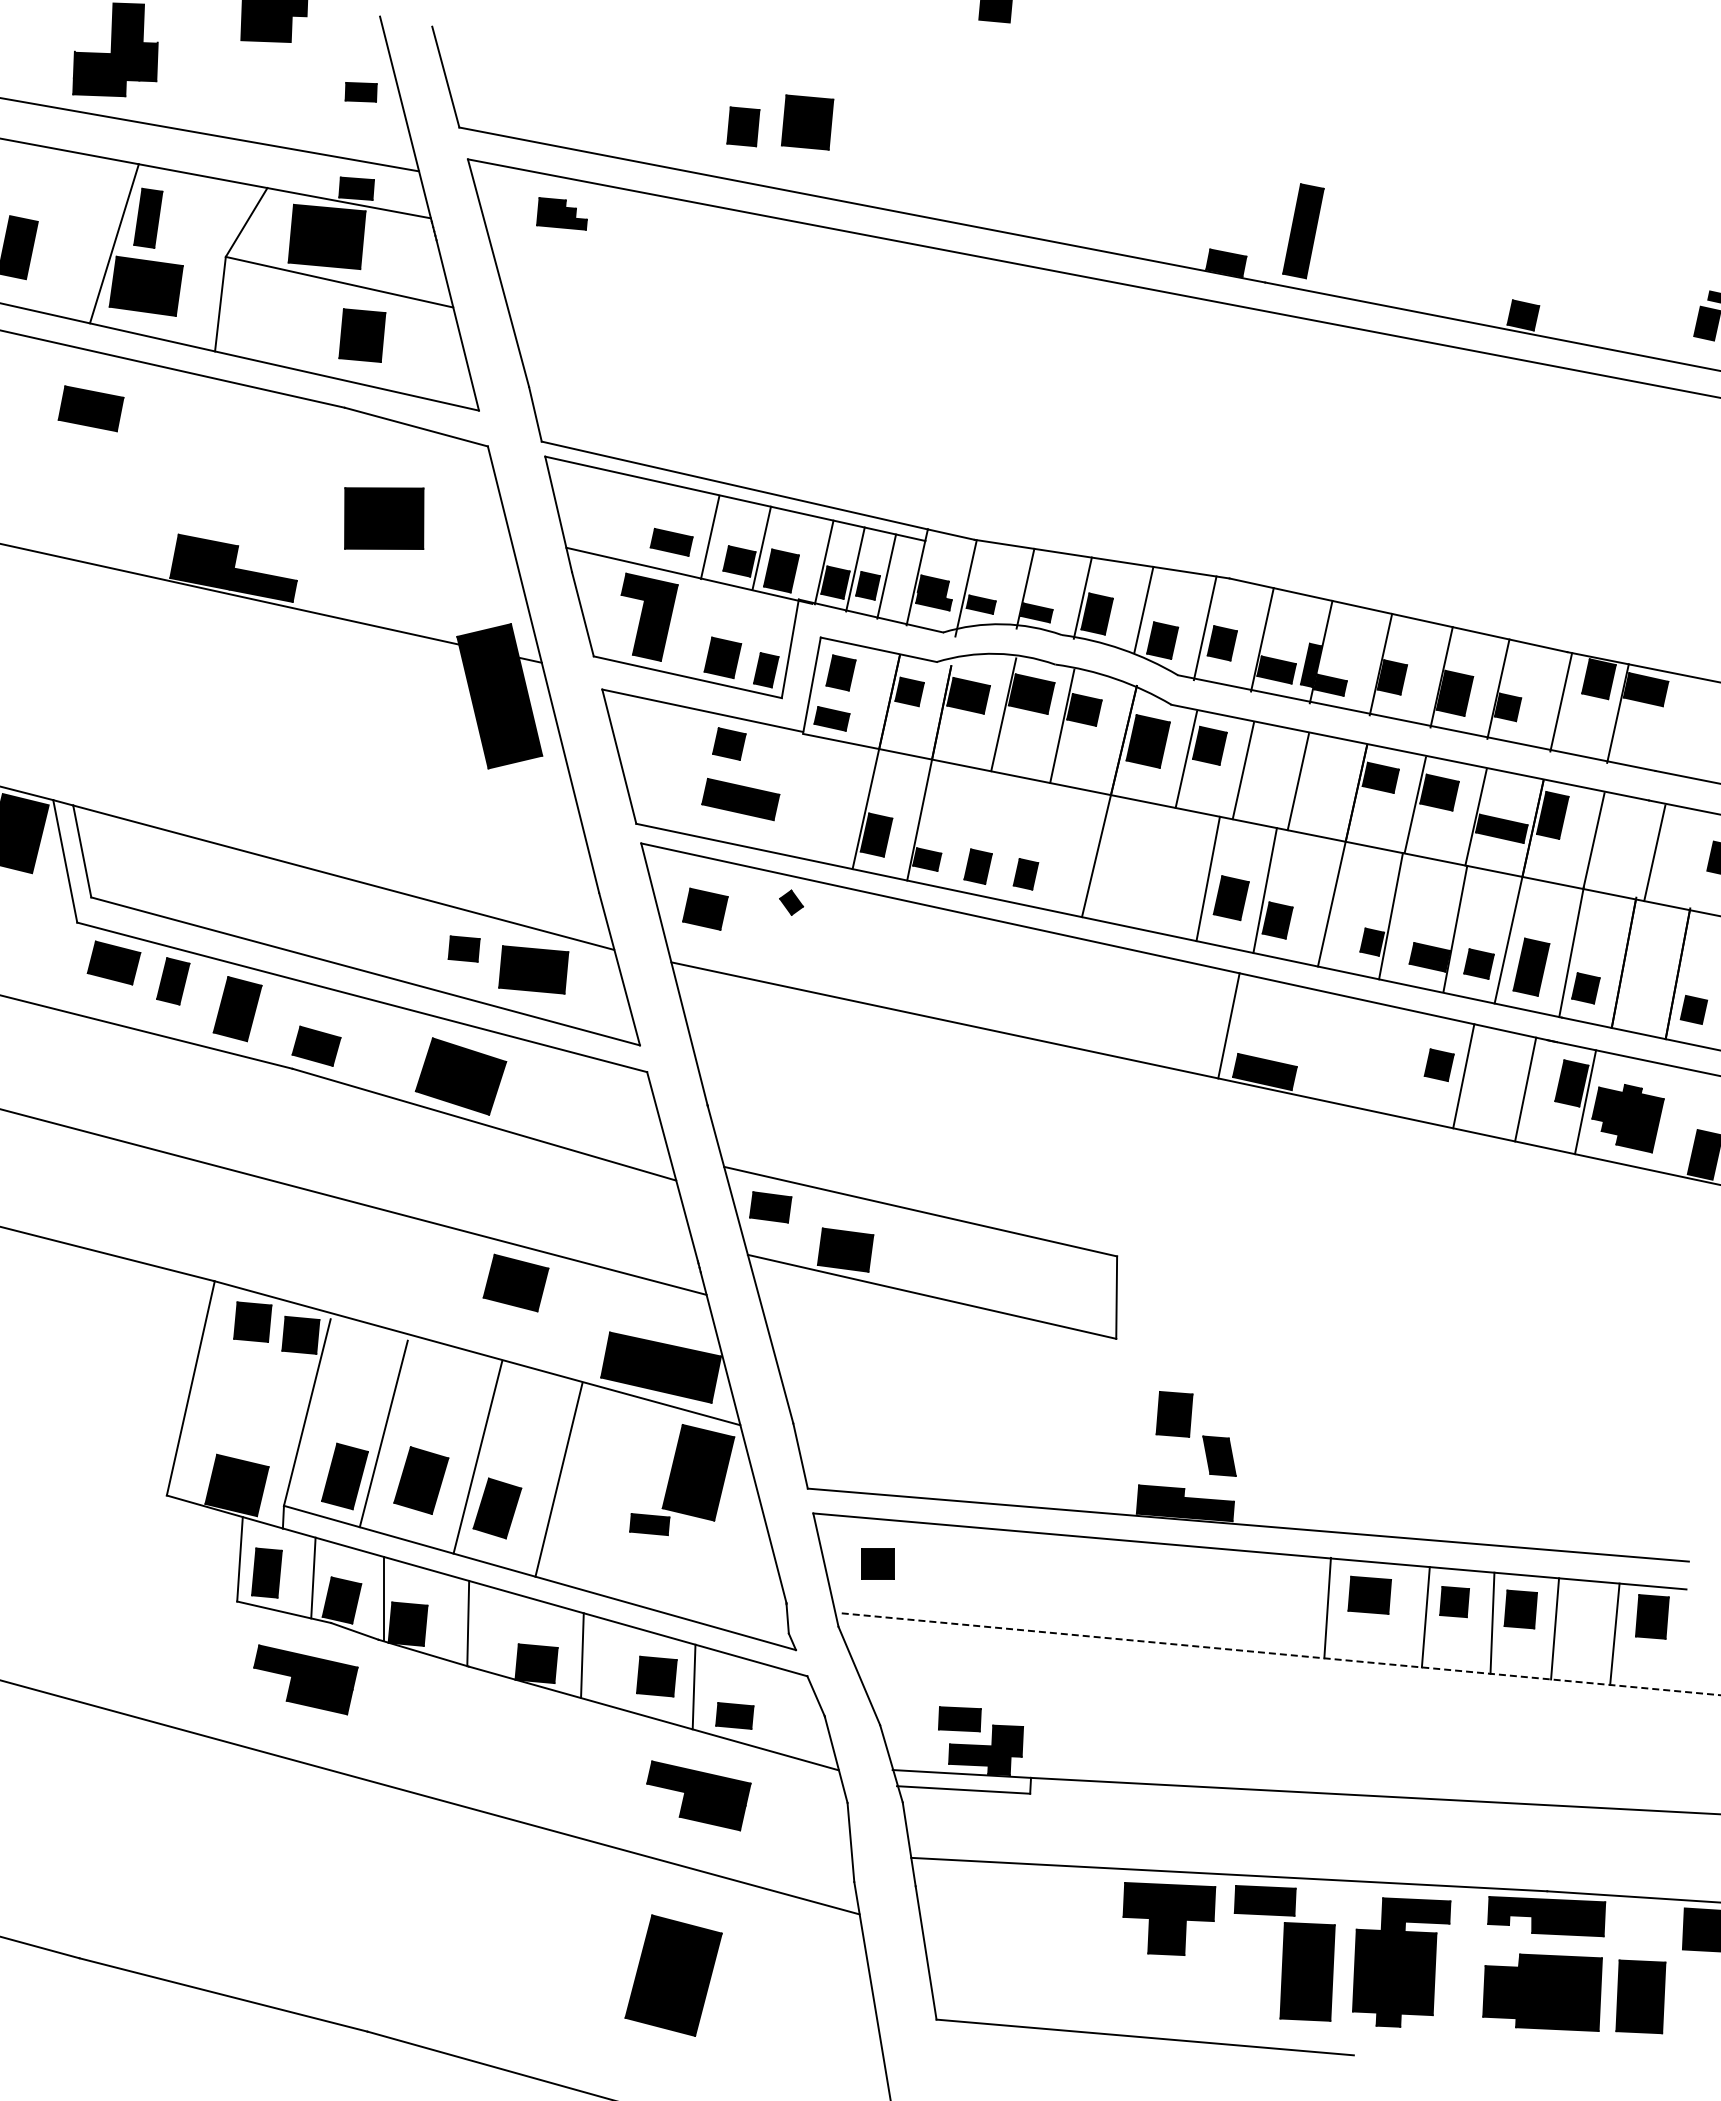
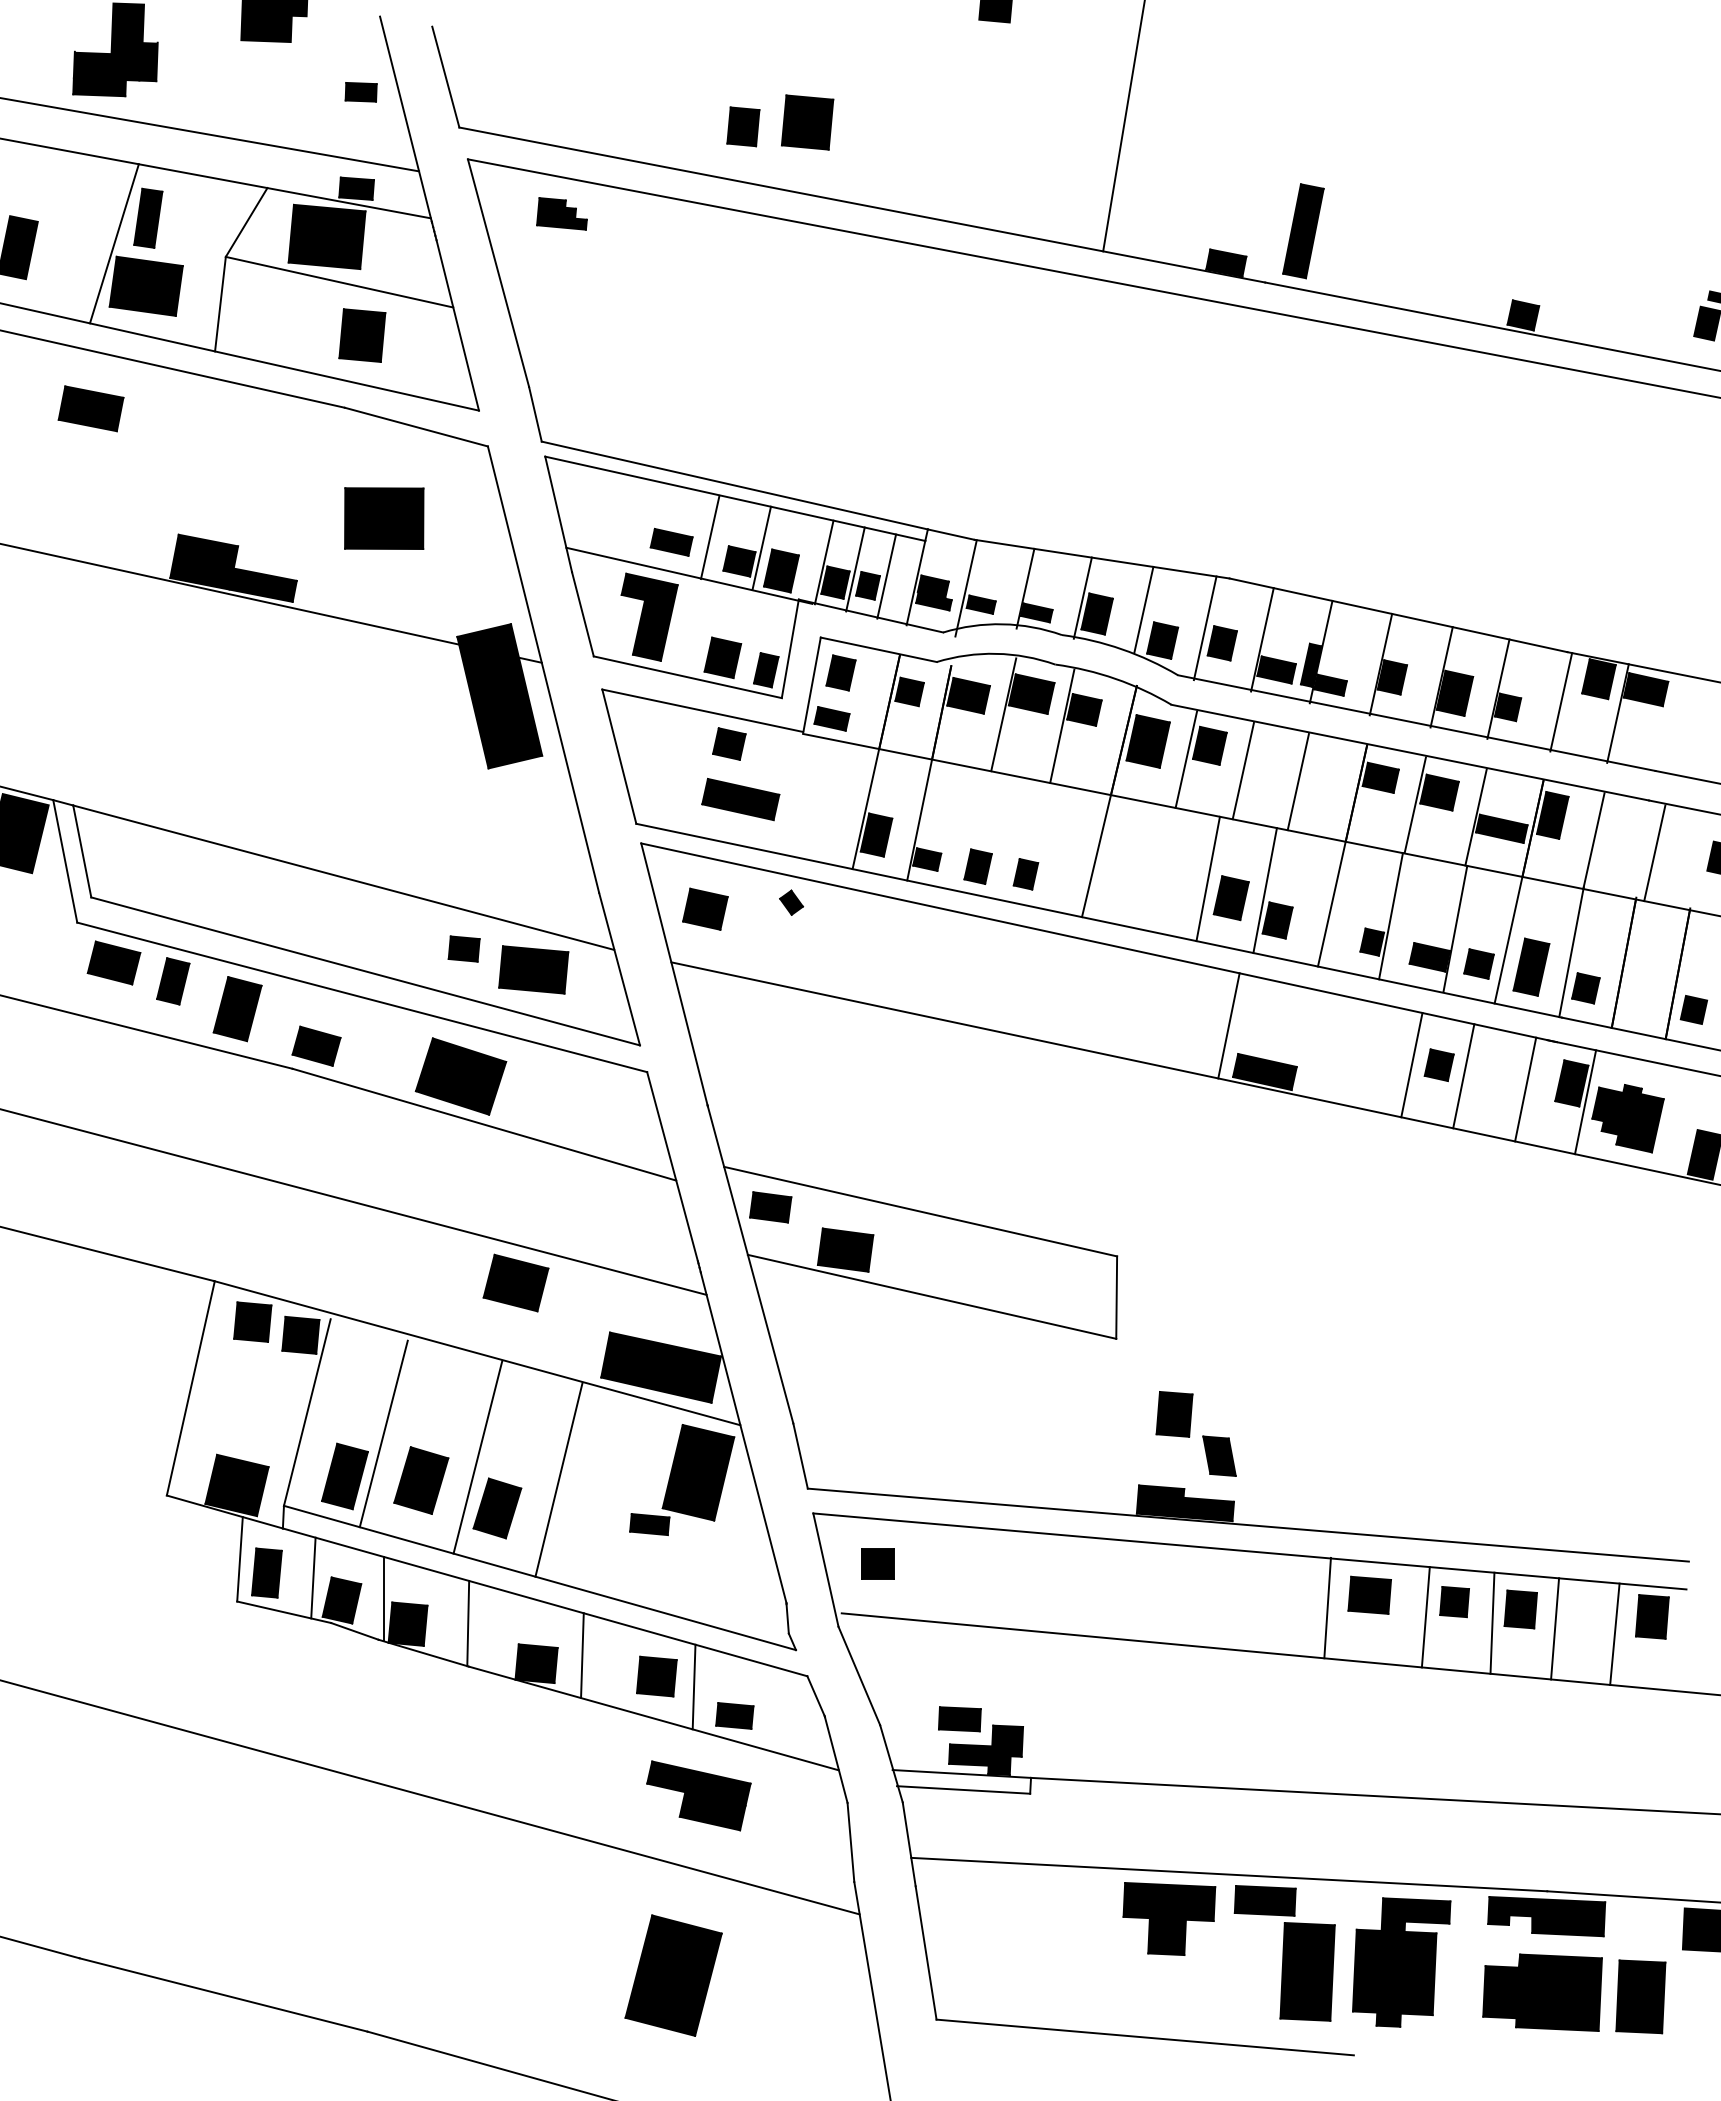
line: none -> present (1123, 126)
line: none -> present (1411, 1065)
line: dashed -> solid (1281, 1654)
part: present -> none (305, 1679)
